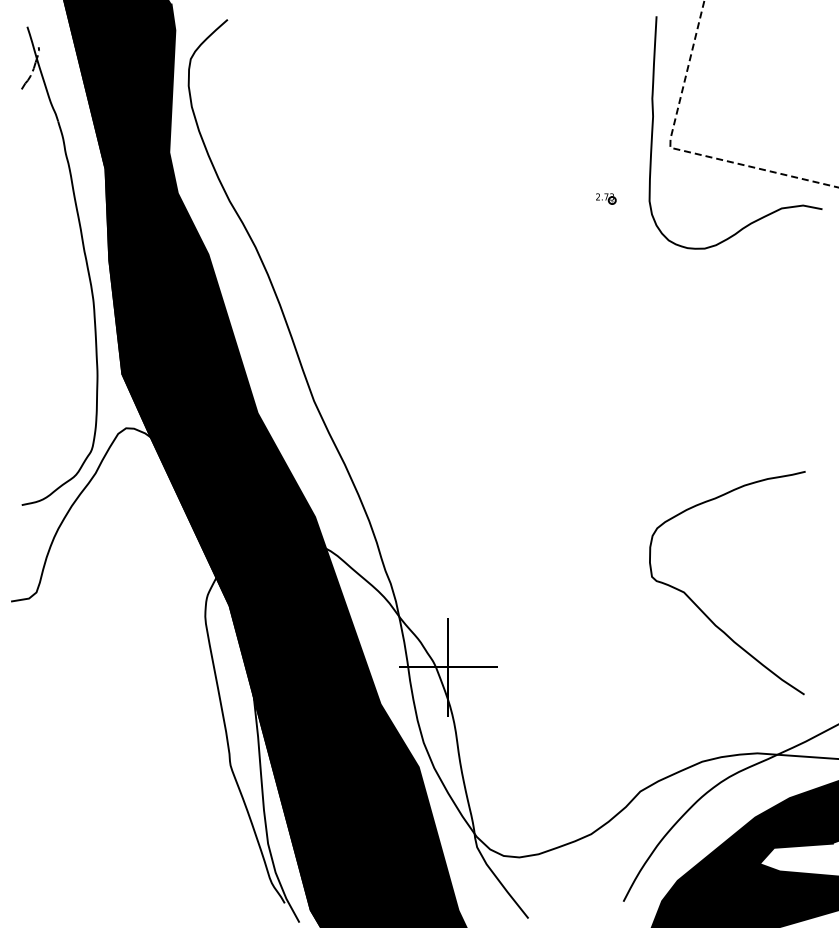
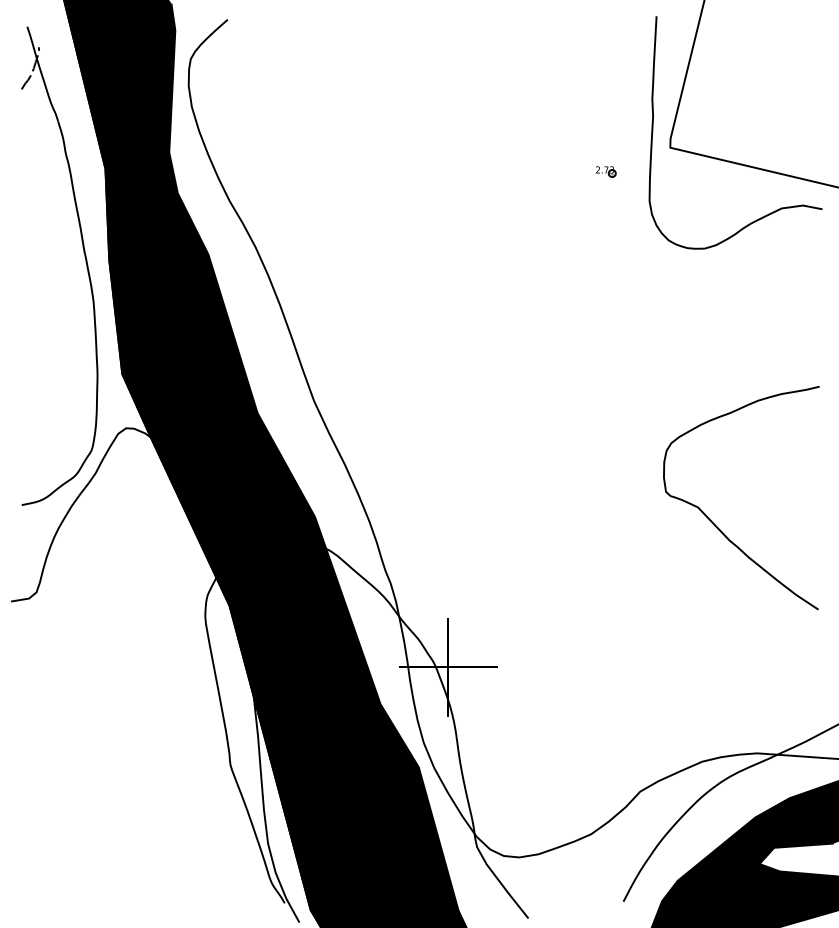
line: dashed -> solid (680, 150)
part position: (606, 198) -> (606, 171) (606, 171)
curve position: (701, 609) -> (715, 524) (715, 524)
